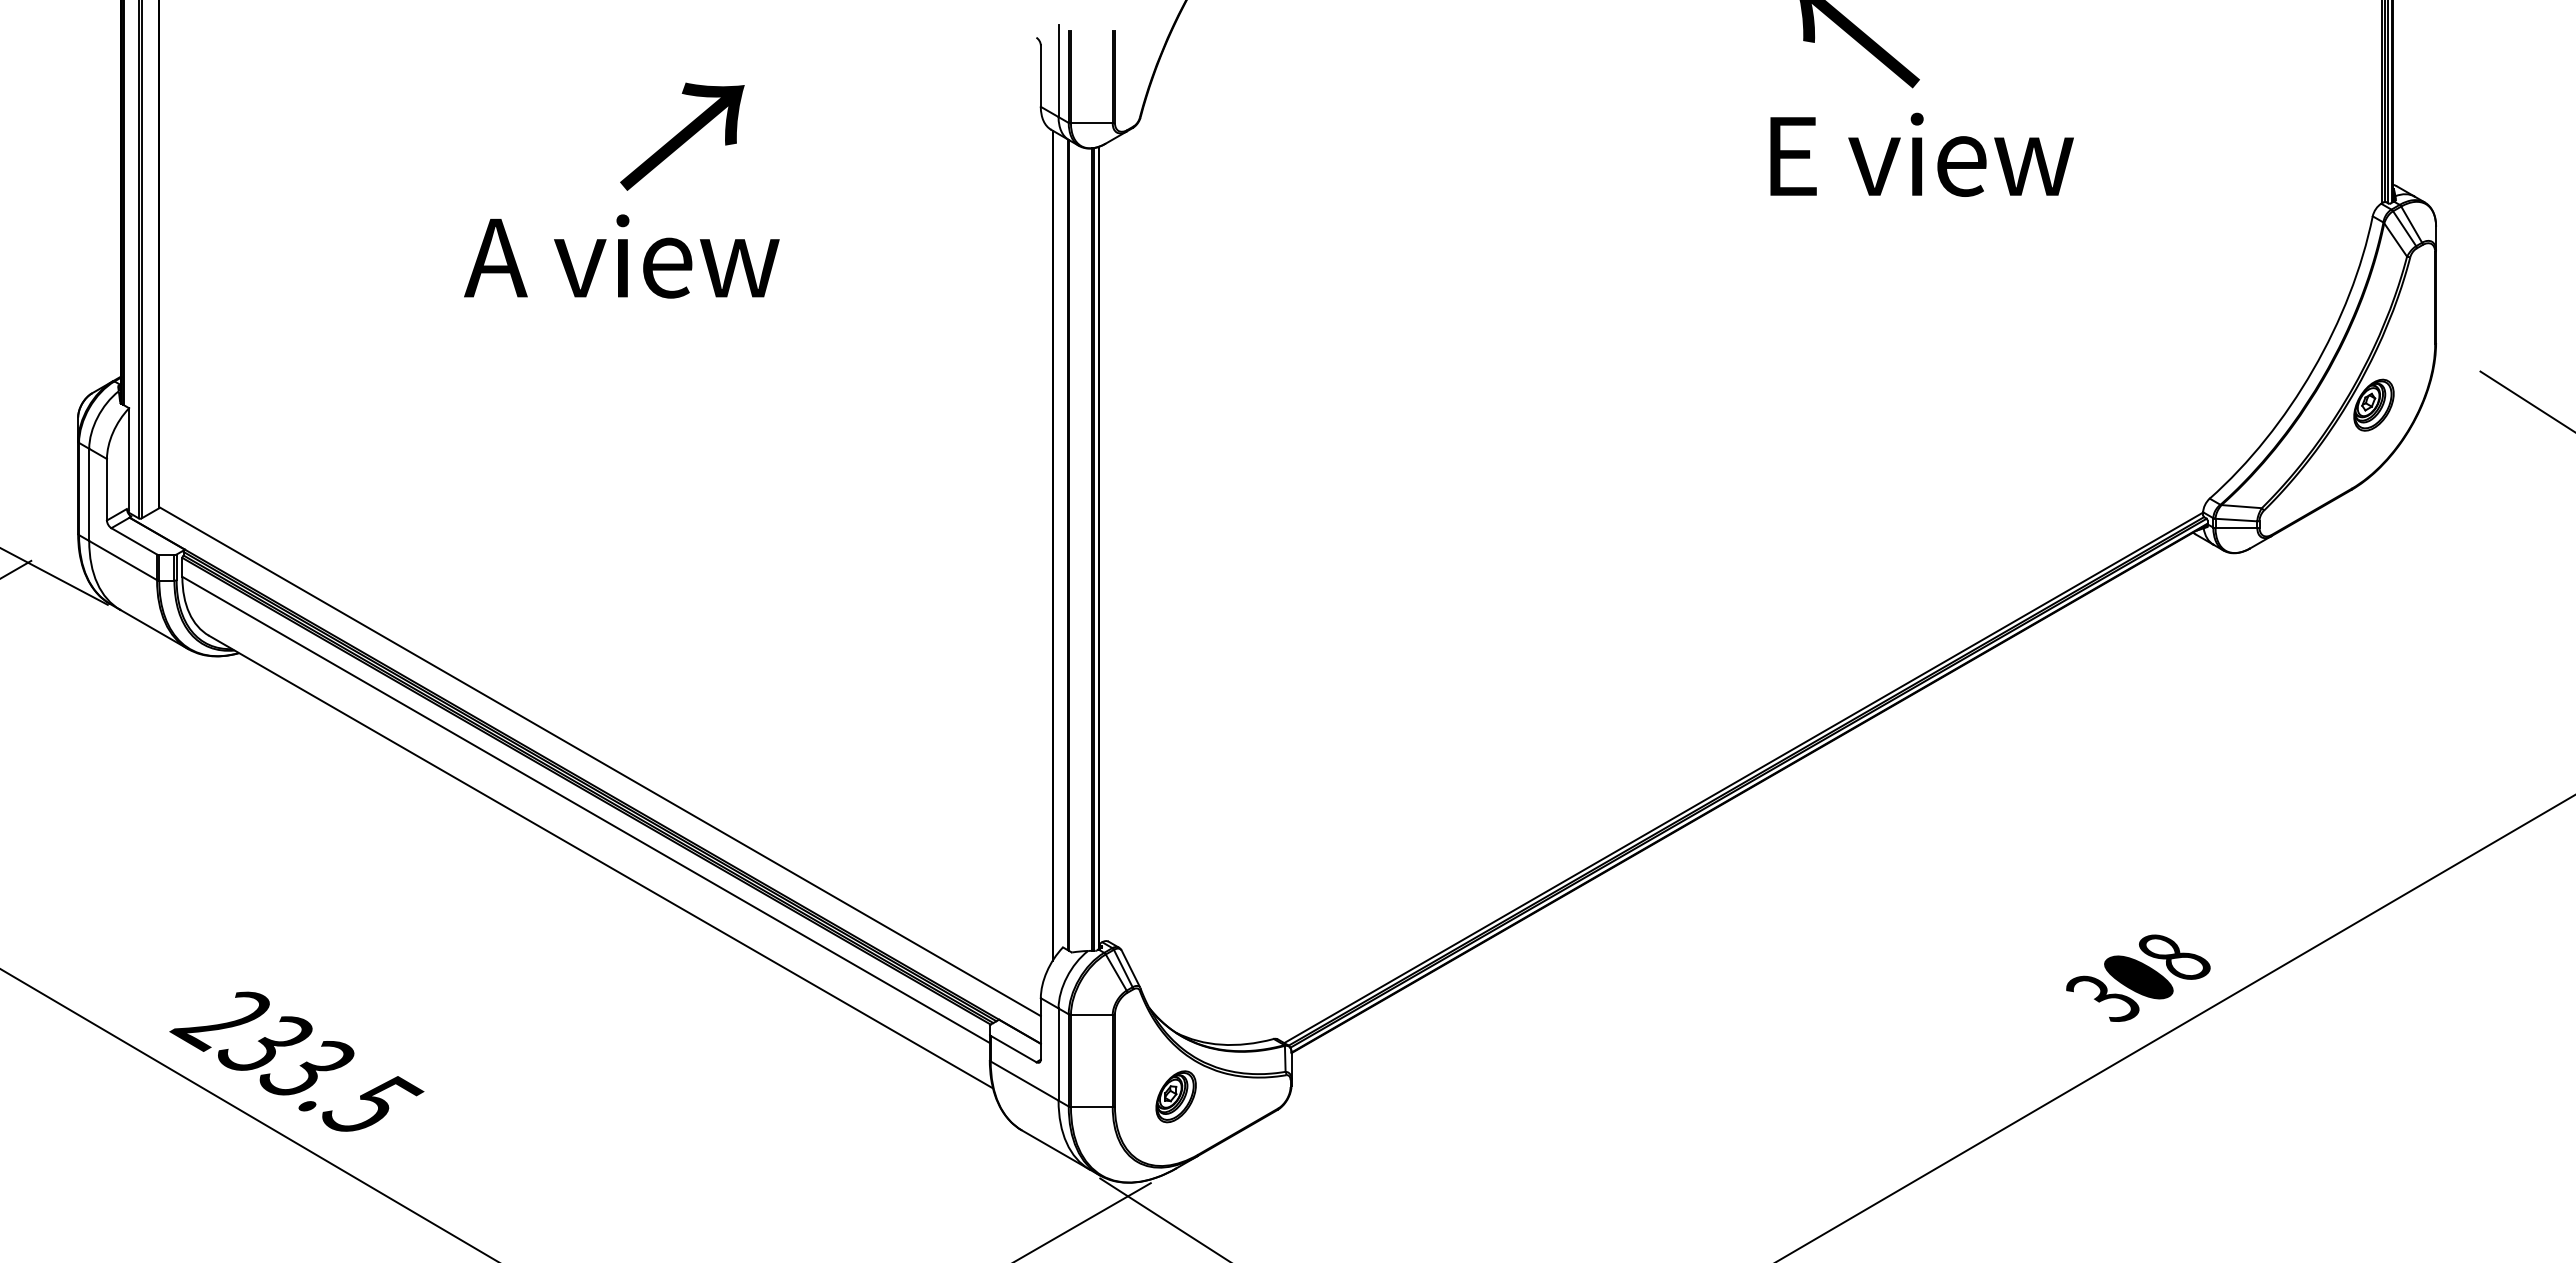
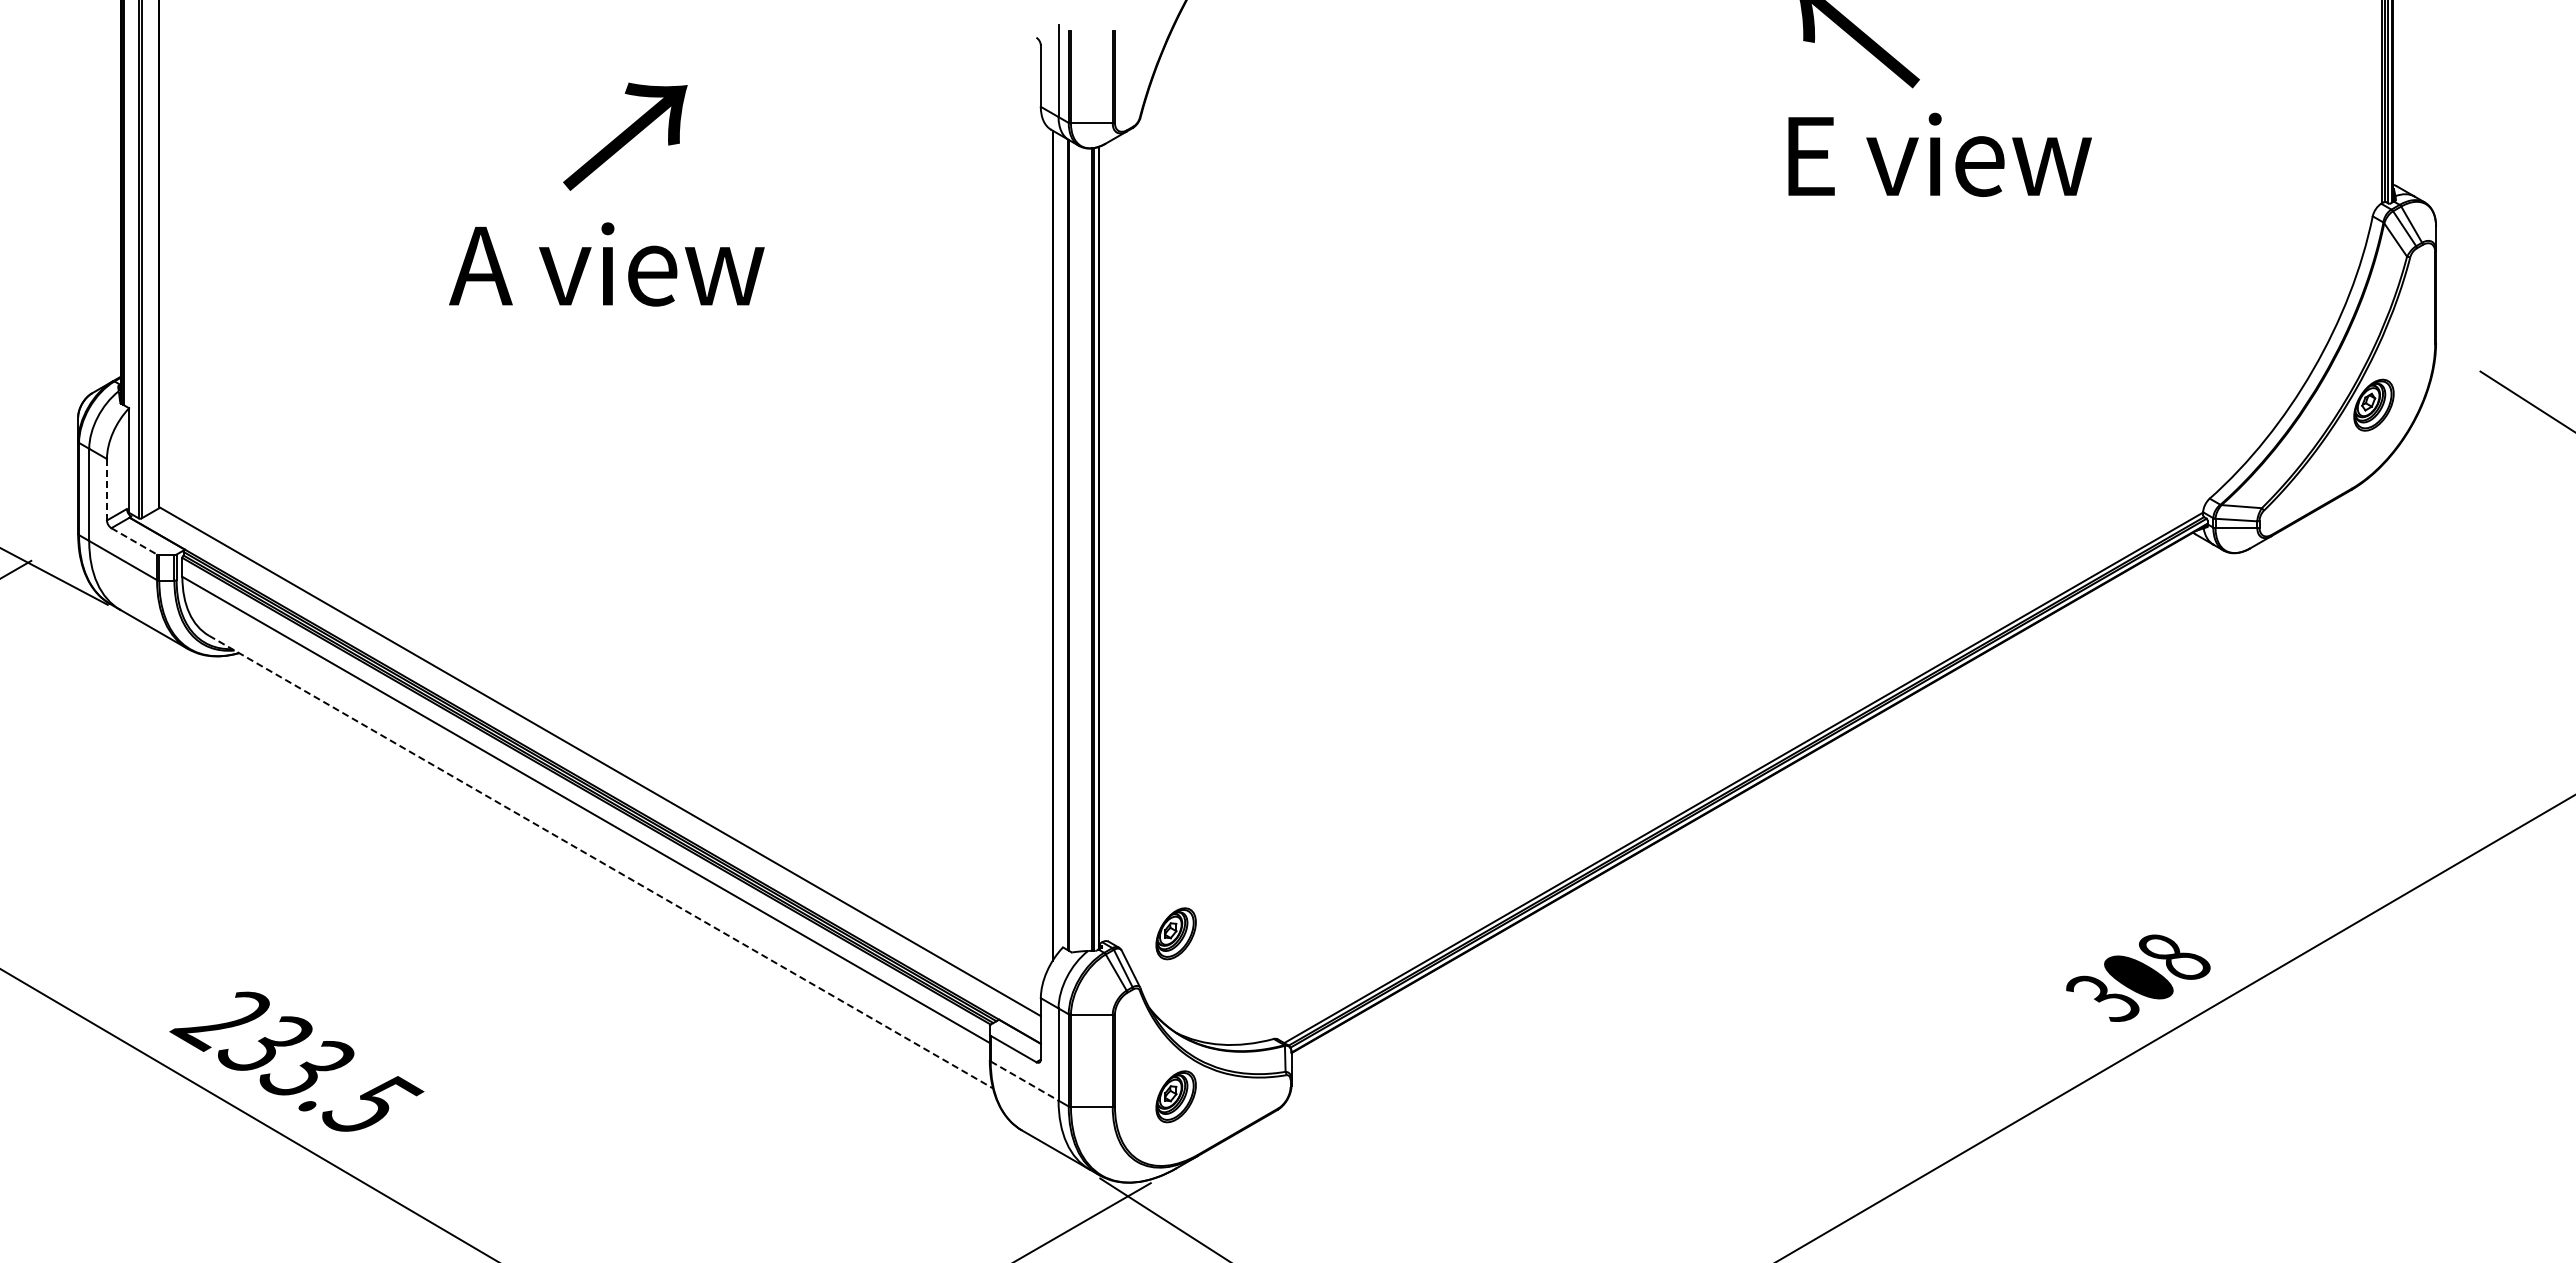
text position: (682, 136) -> (625, 136) (625, 136)
text position: (1921, 154) -> (1939, 154) (1939, 154)
text position: (621, 256) -> (606, 264) (606, 264)
line: solid -> dashed (106, 489)
line: solid -> dashed (134, 541)
line: solid -> dashed (601, 862)
part: none -> present (1175, 933)
line: solid -> dashed (1025, 1081)
